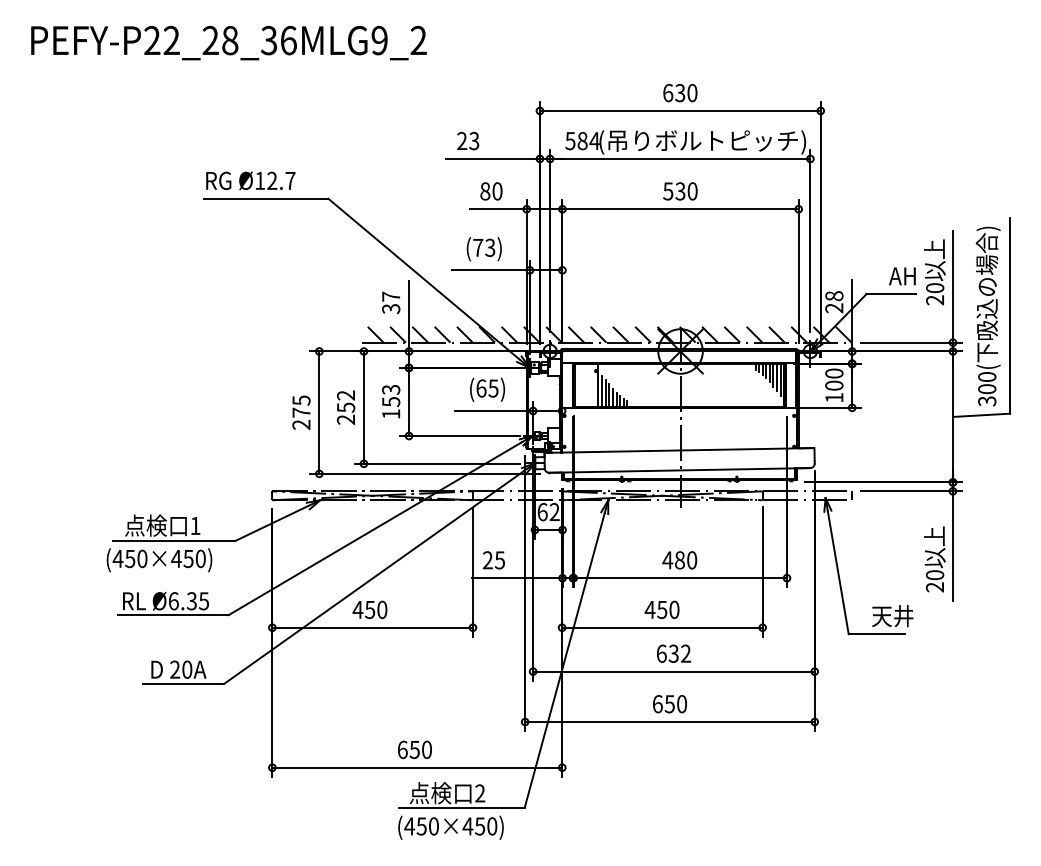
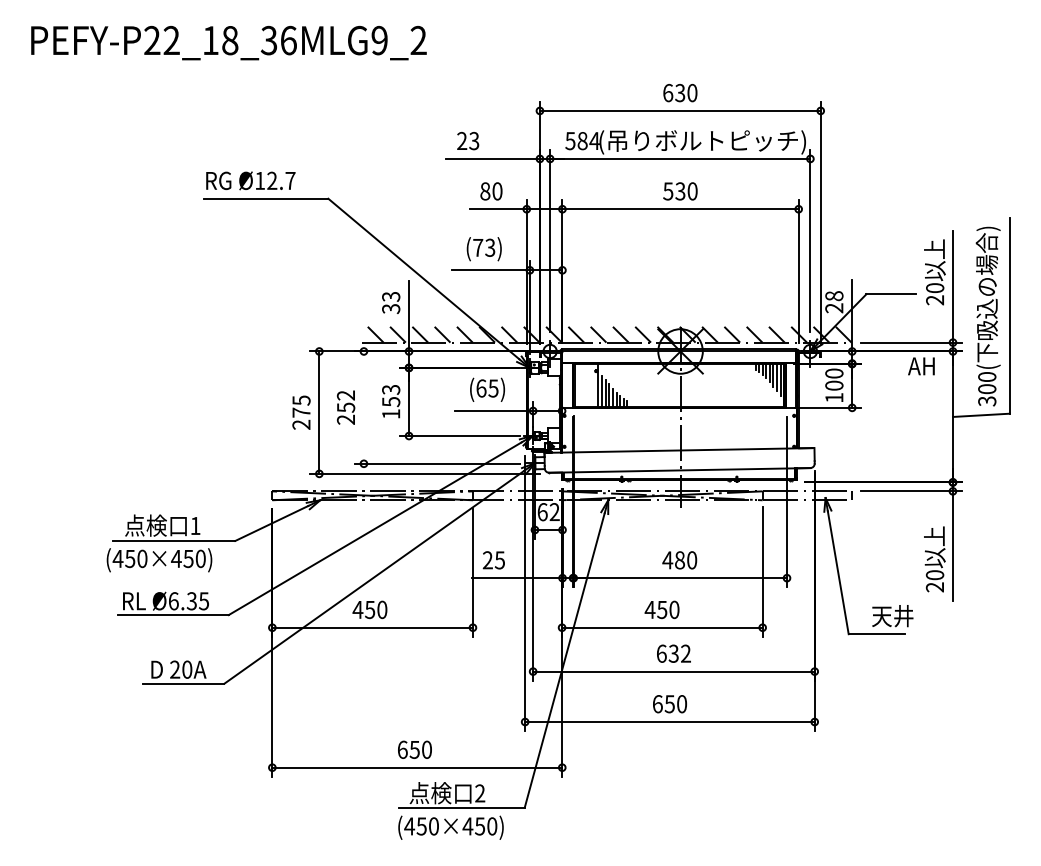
text: PEFY-P22_28_36MLG9_2 -> PEFY-P22_18_36MLG9_2 (210, 39)
text position: (902, 276) -> (921, 366) (921, 366)
text: 37 -> 33 (391, 296)
line: present -> none (363, 407)
